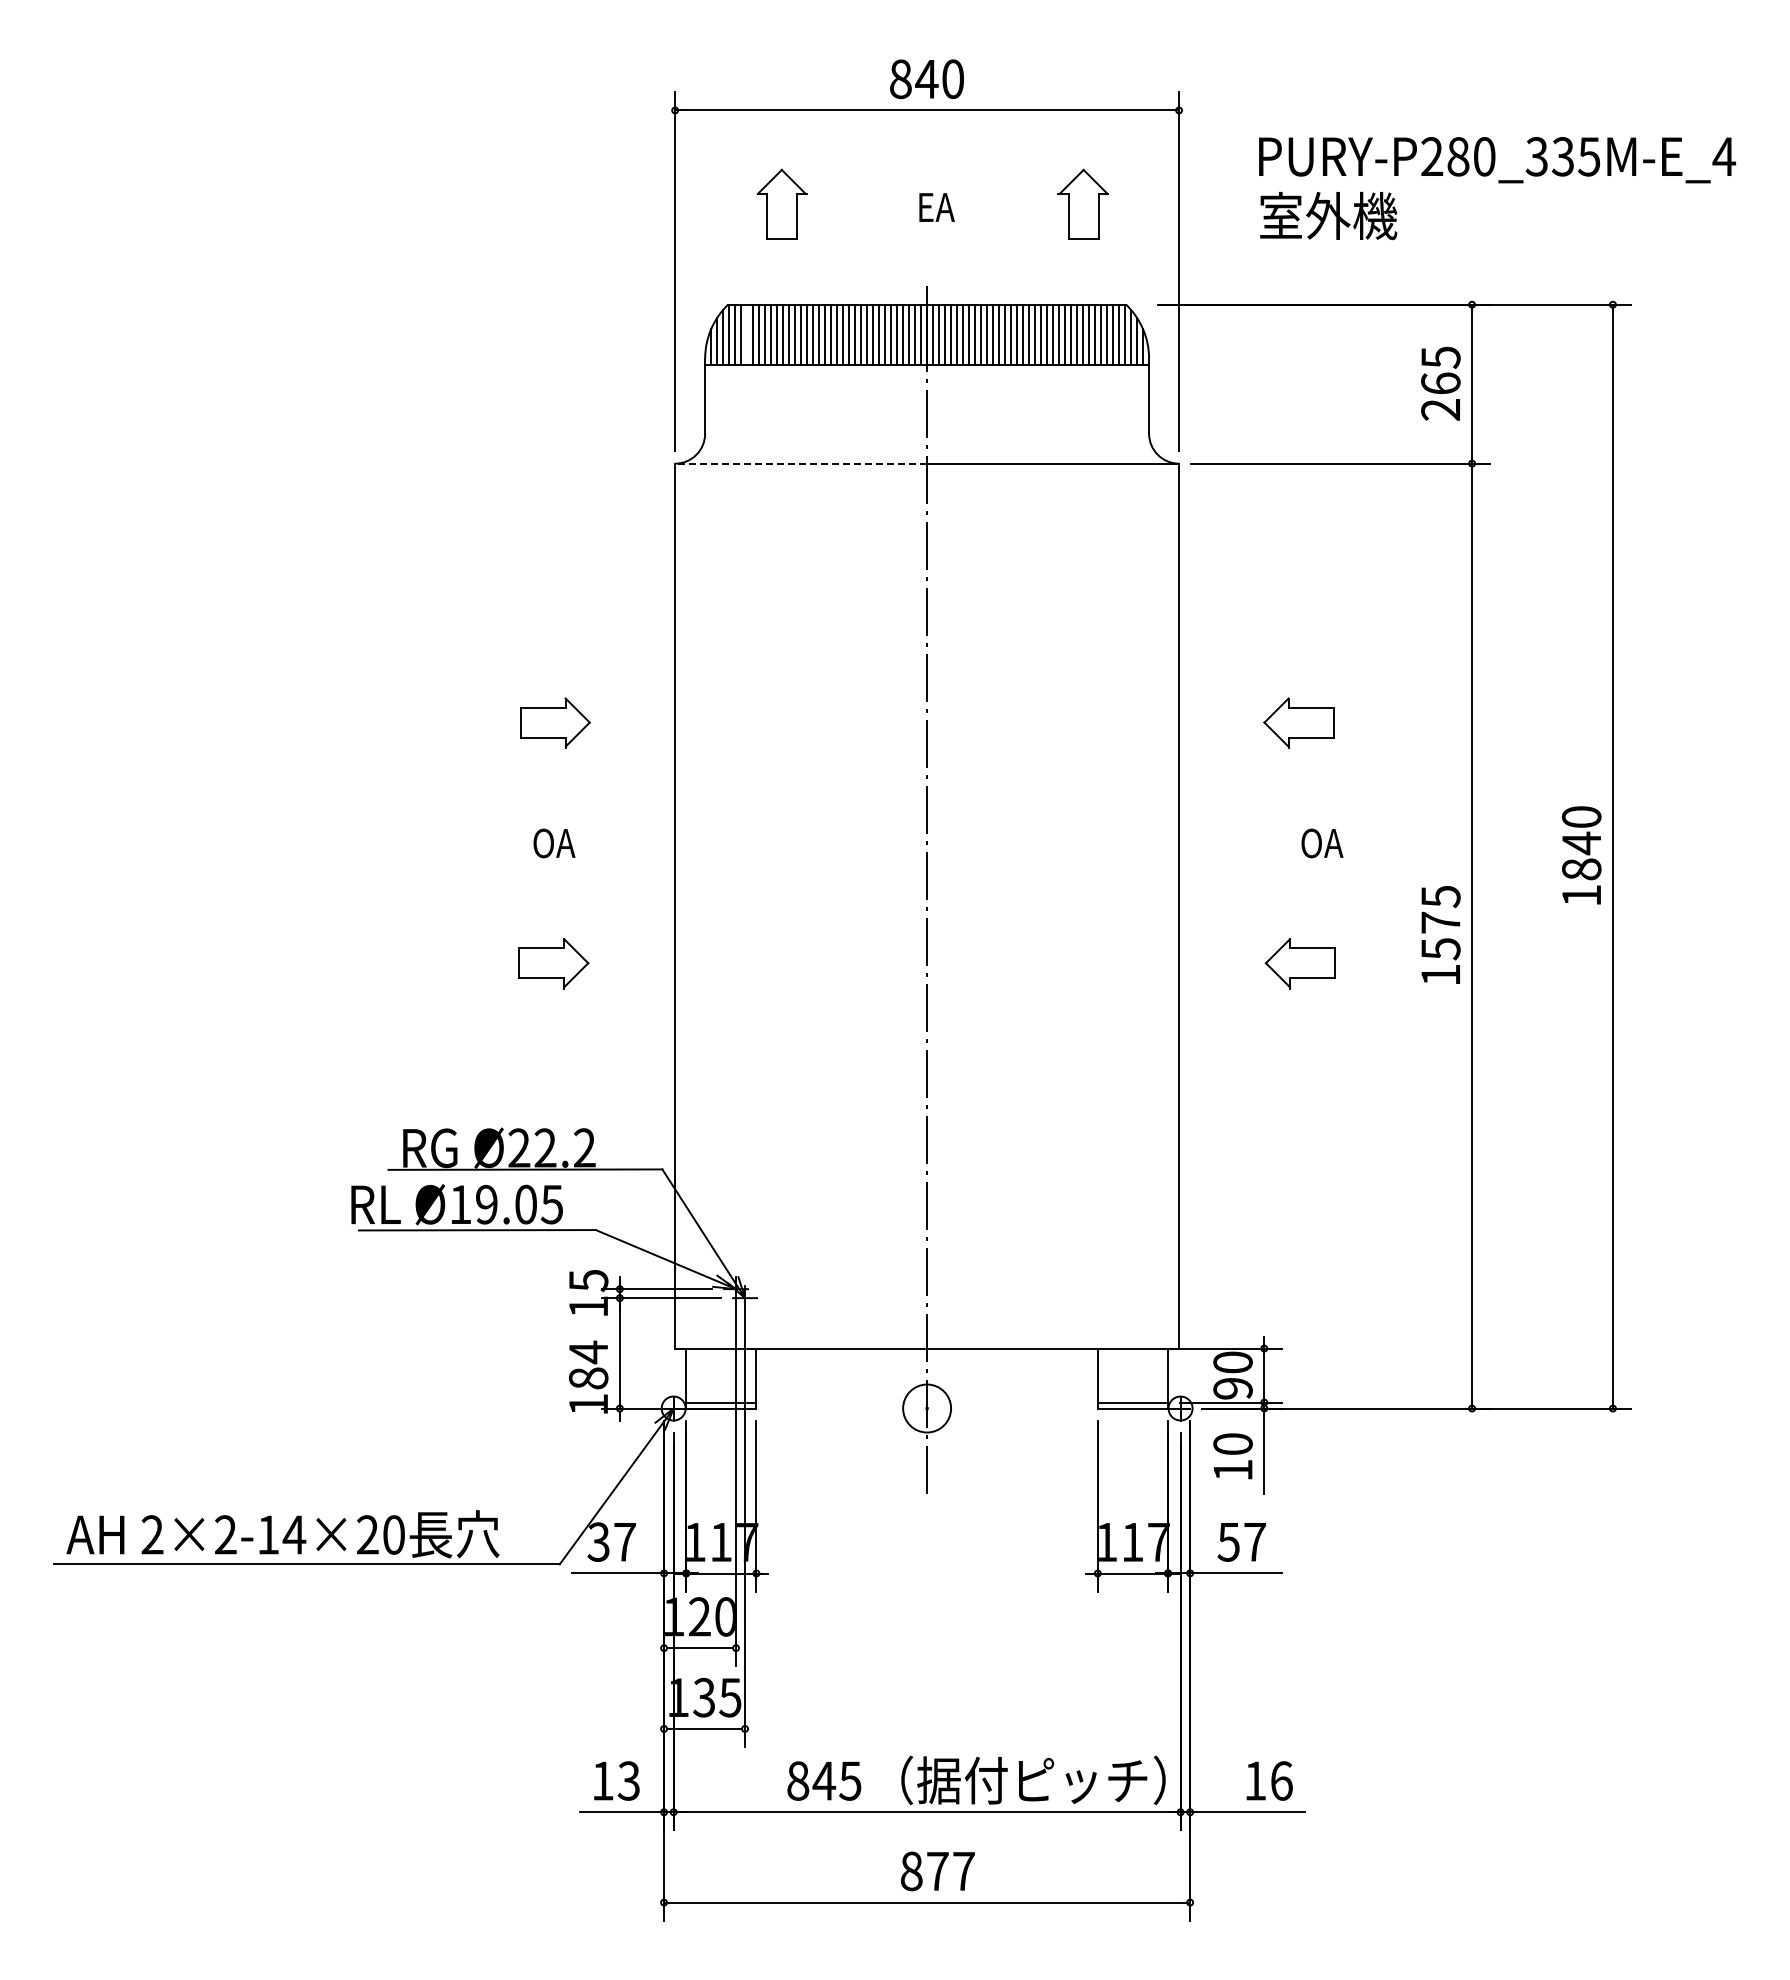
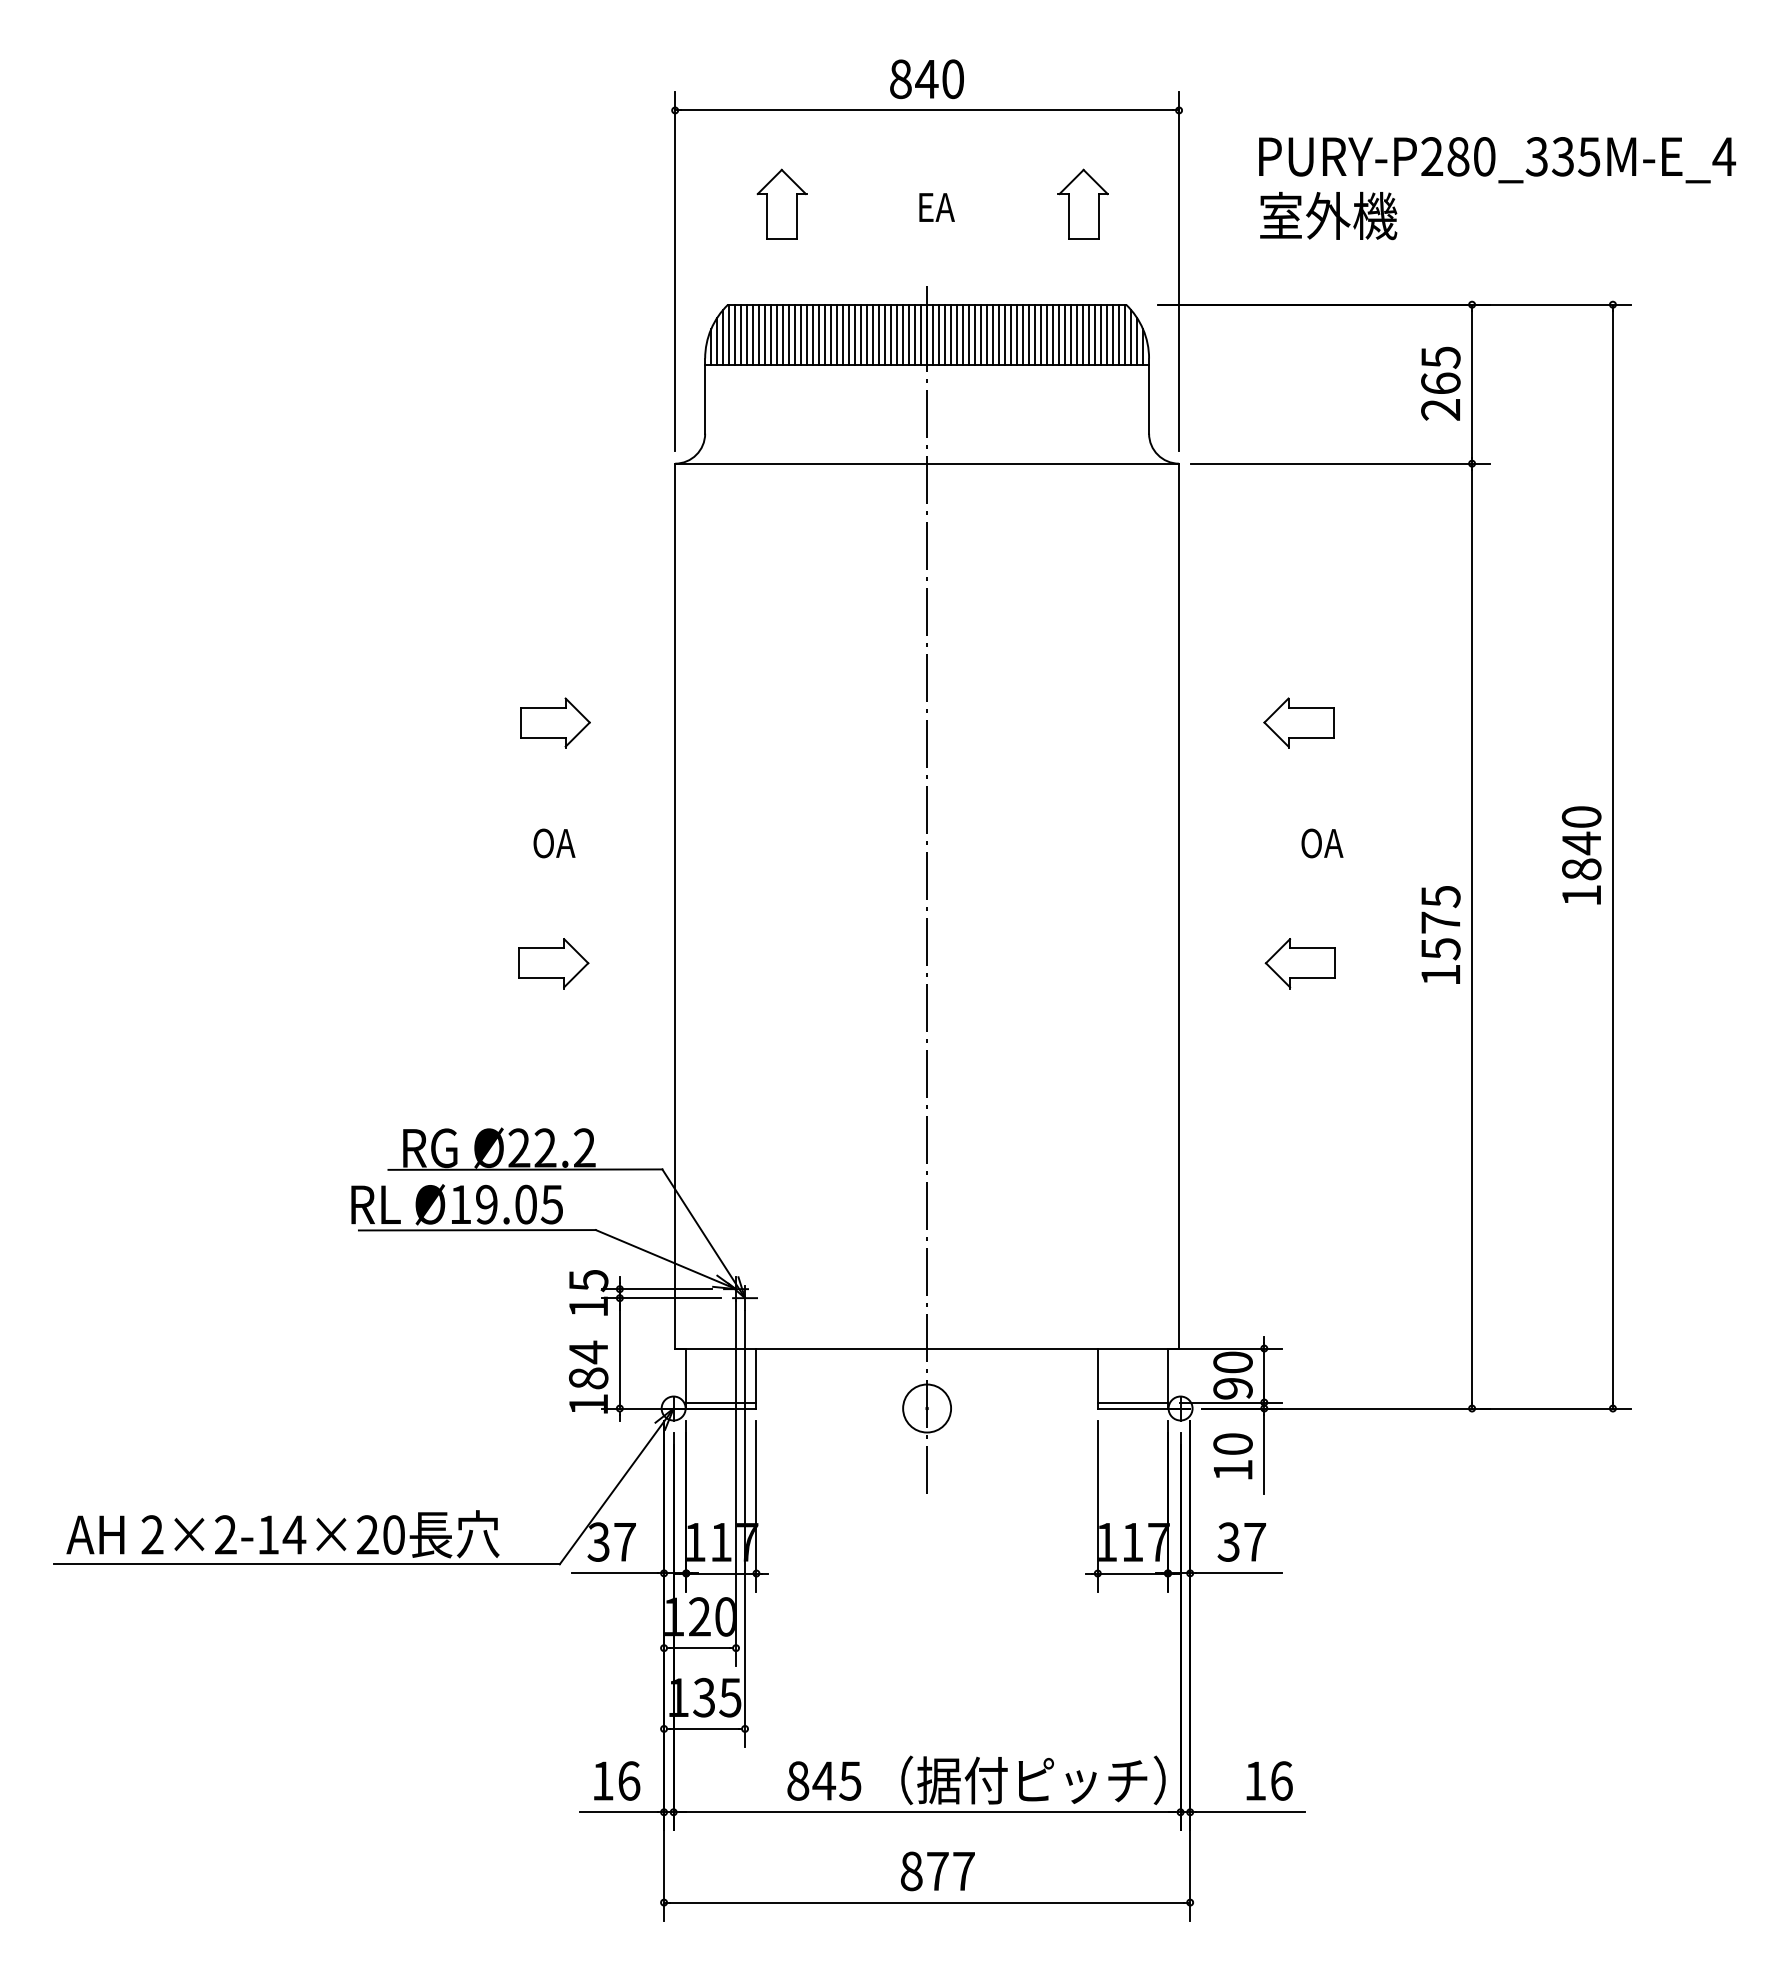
line: none -> present (747, 334)
line: dashed -> solid (801, 463)
text: 57 -> 37 (1228, 1541)
text: 13 -> 16 (628, 1780)
